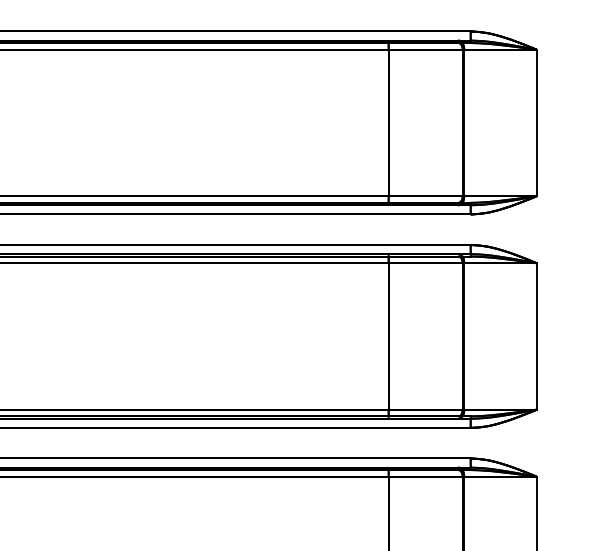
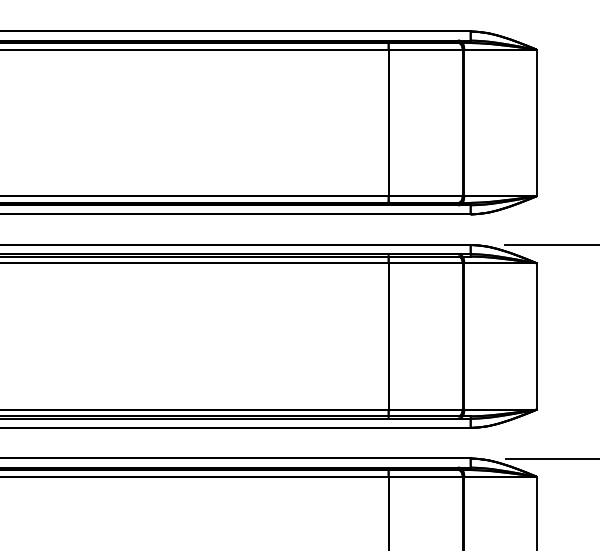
line: none -> present (550, 244)
line: none -> present (550, 458)
